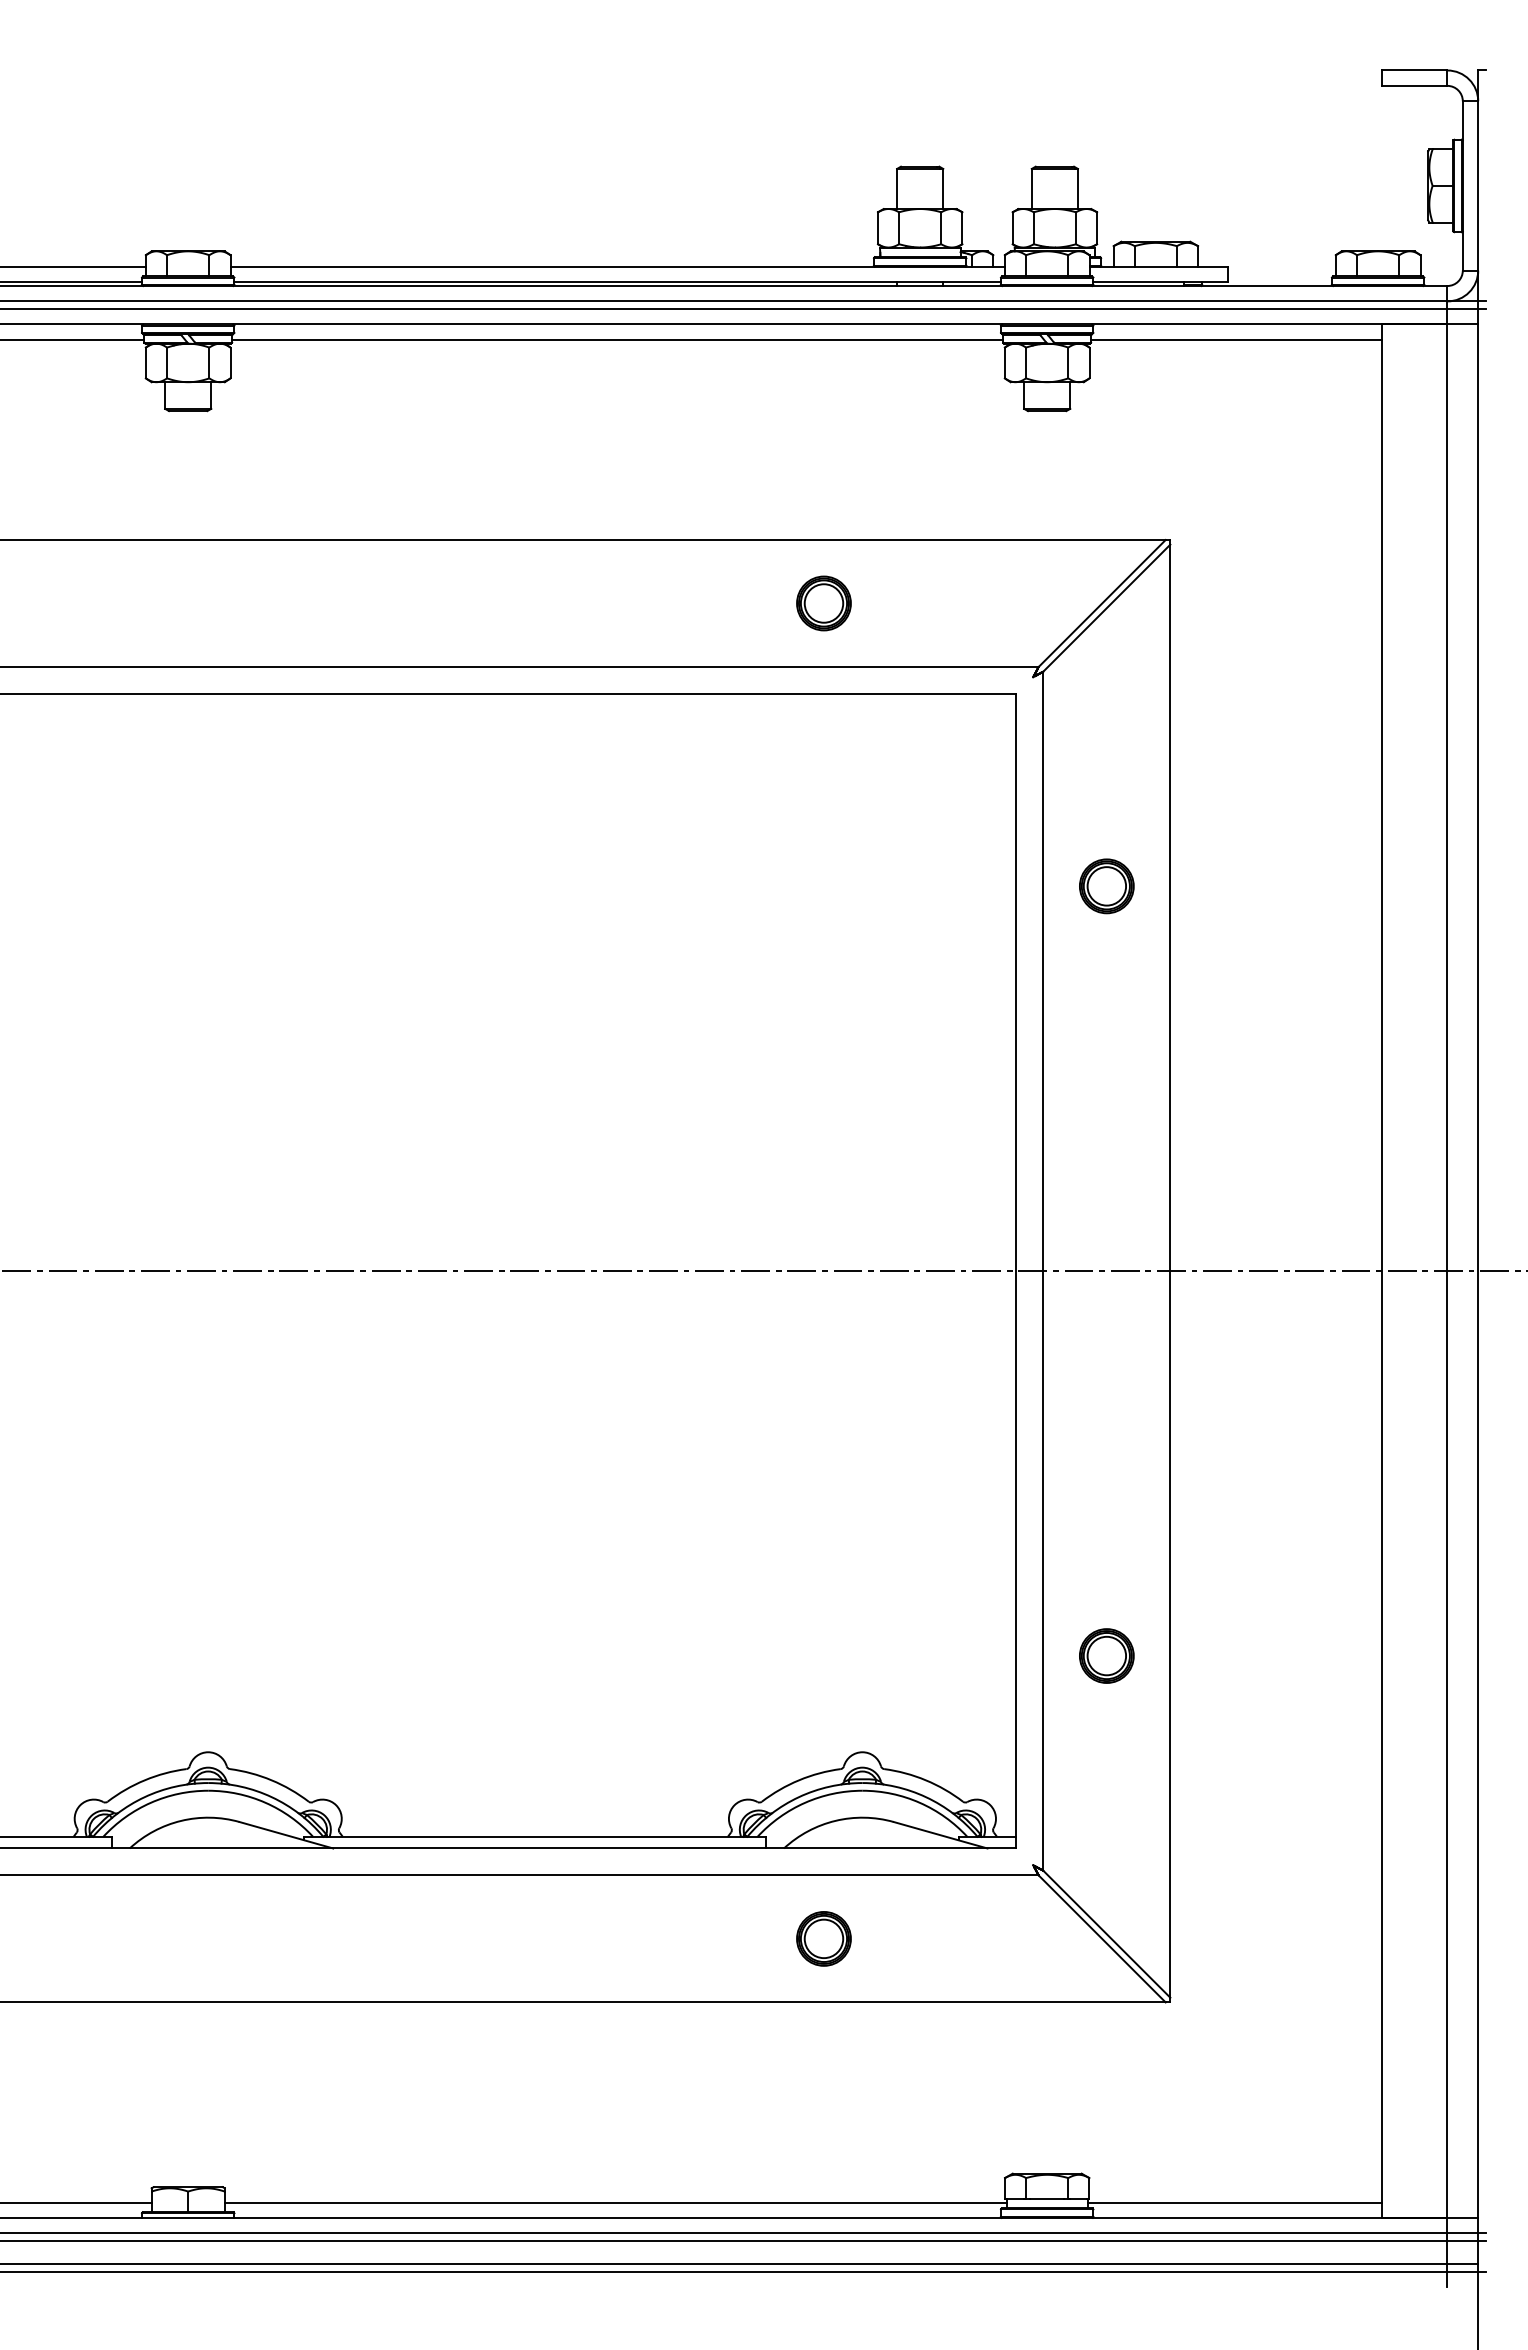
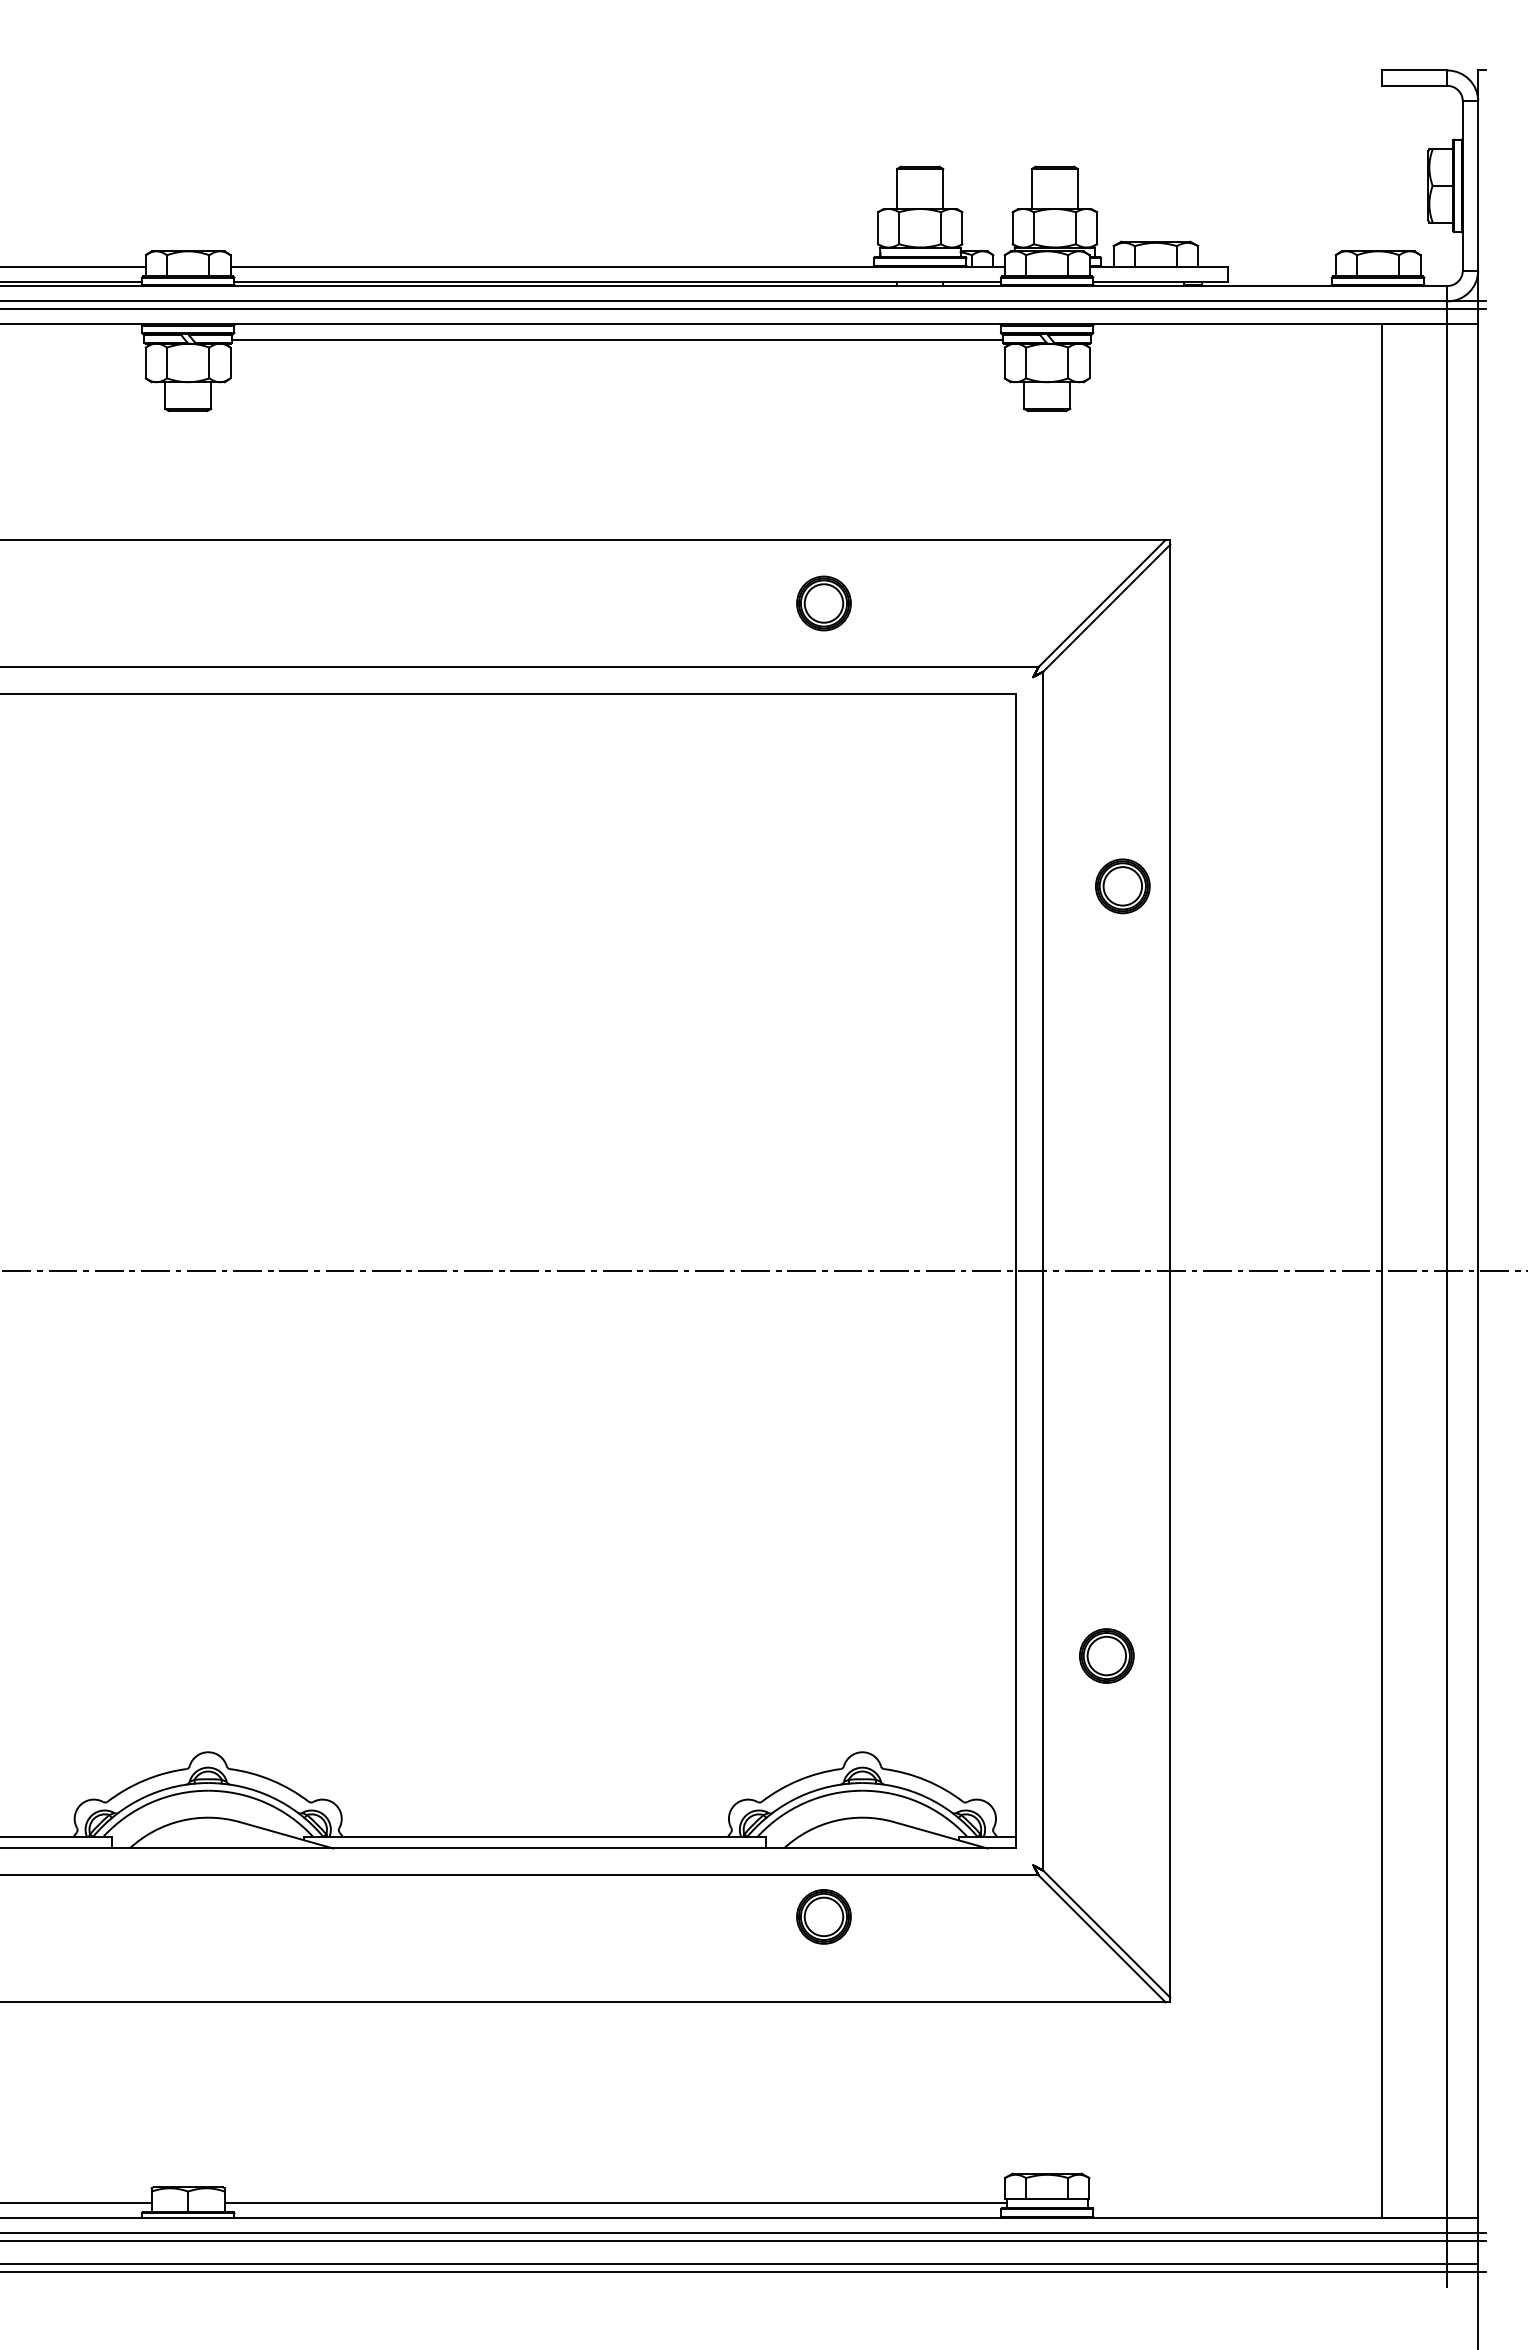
line: present -> none (73, 339)
line: present -> none (1236, 339)
part position: (1106, 886) -> (1122, 886) (1122, 886)
part position: (823, 1938) -> (823, 1916) (823, 1916)
line: present -> none (1234, 2202)
